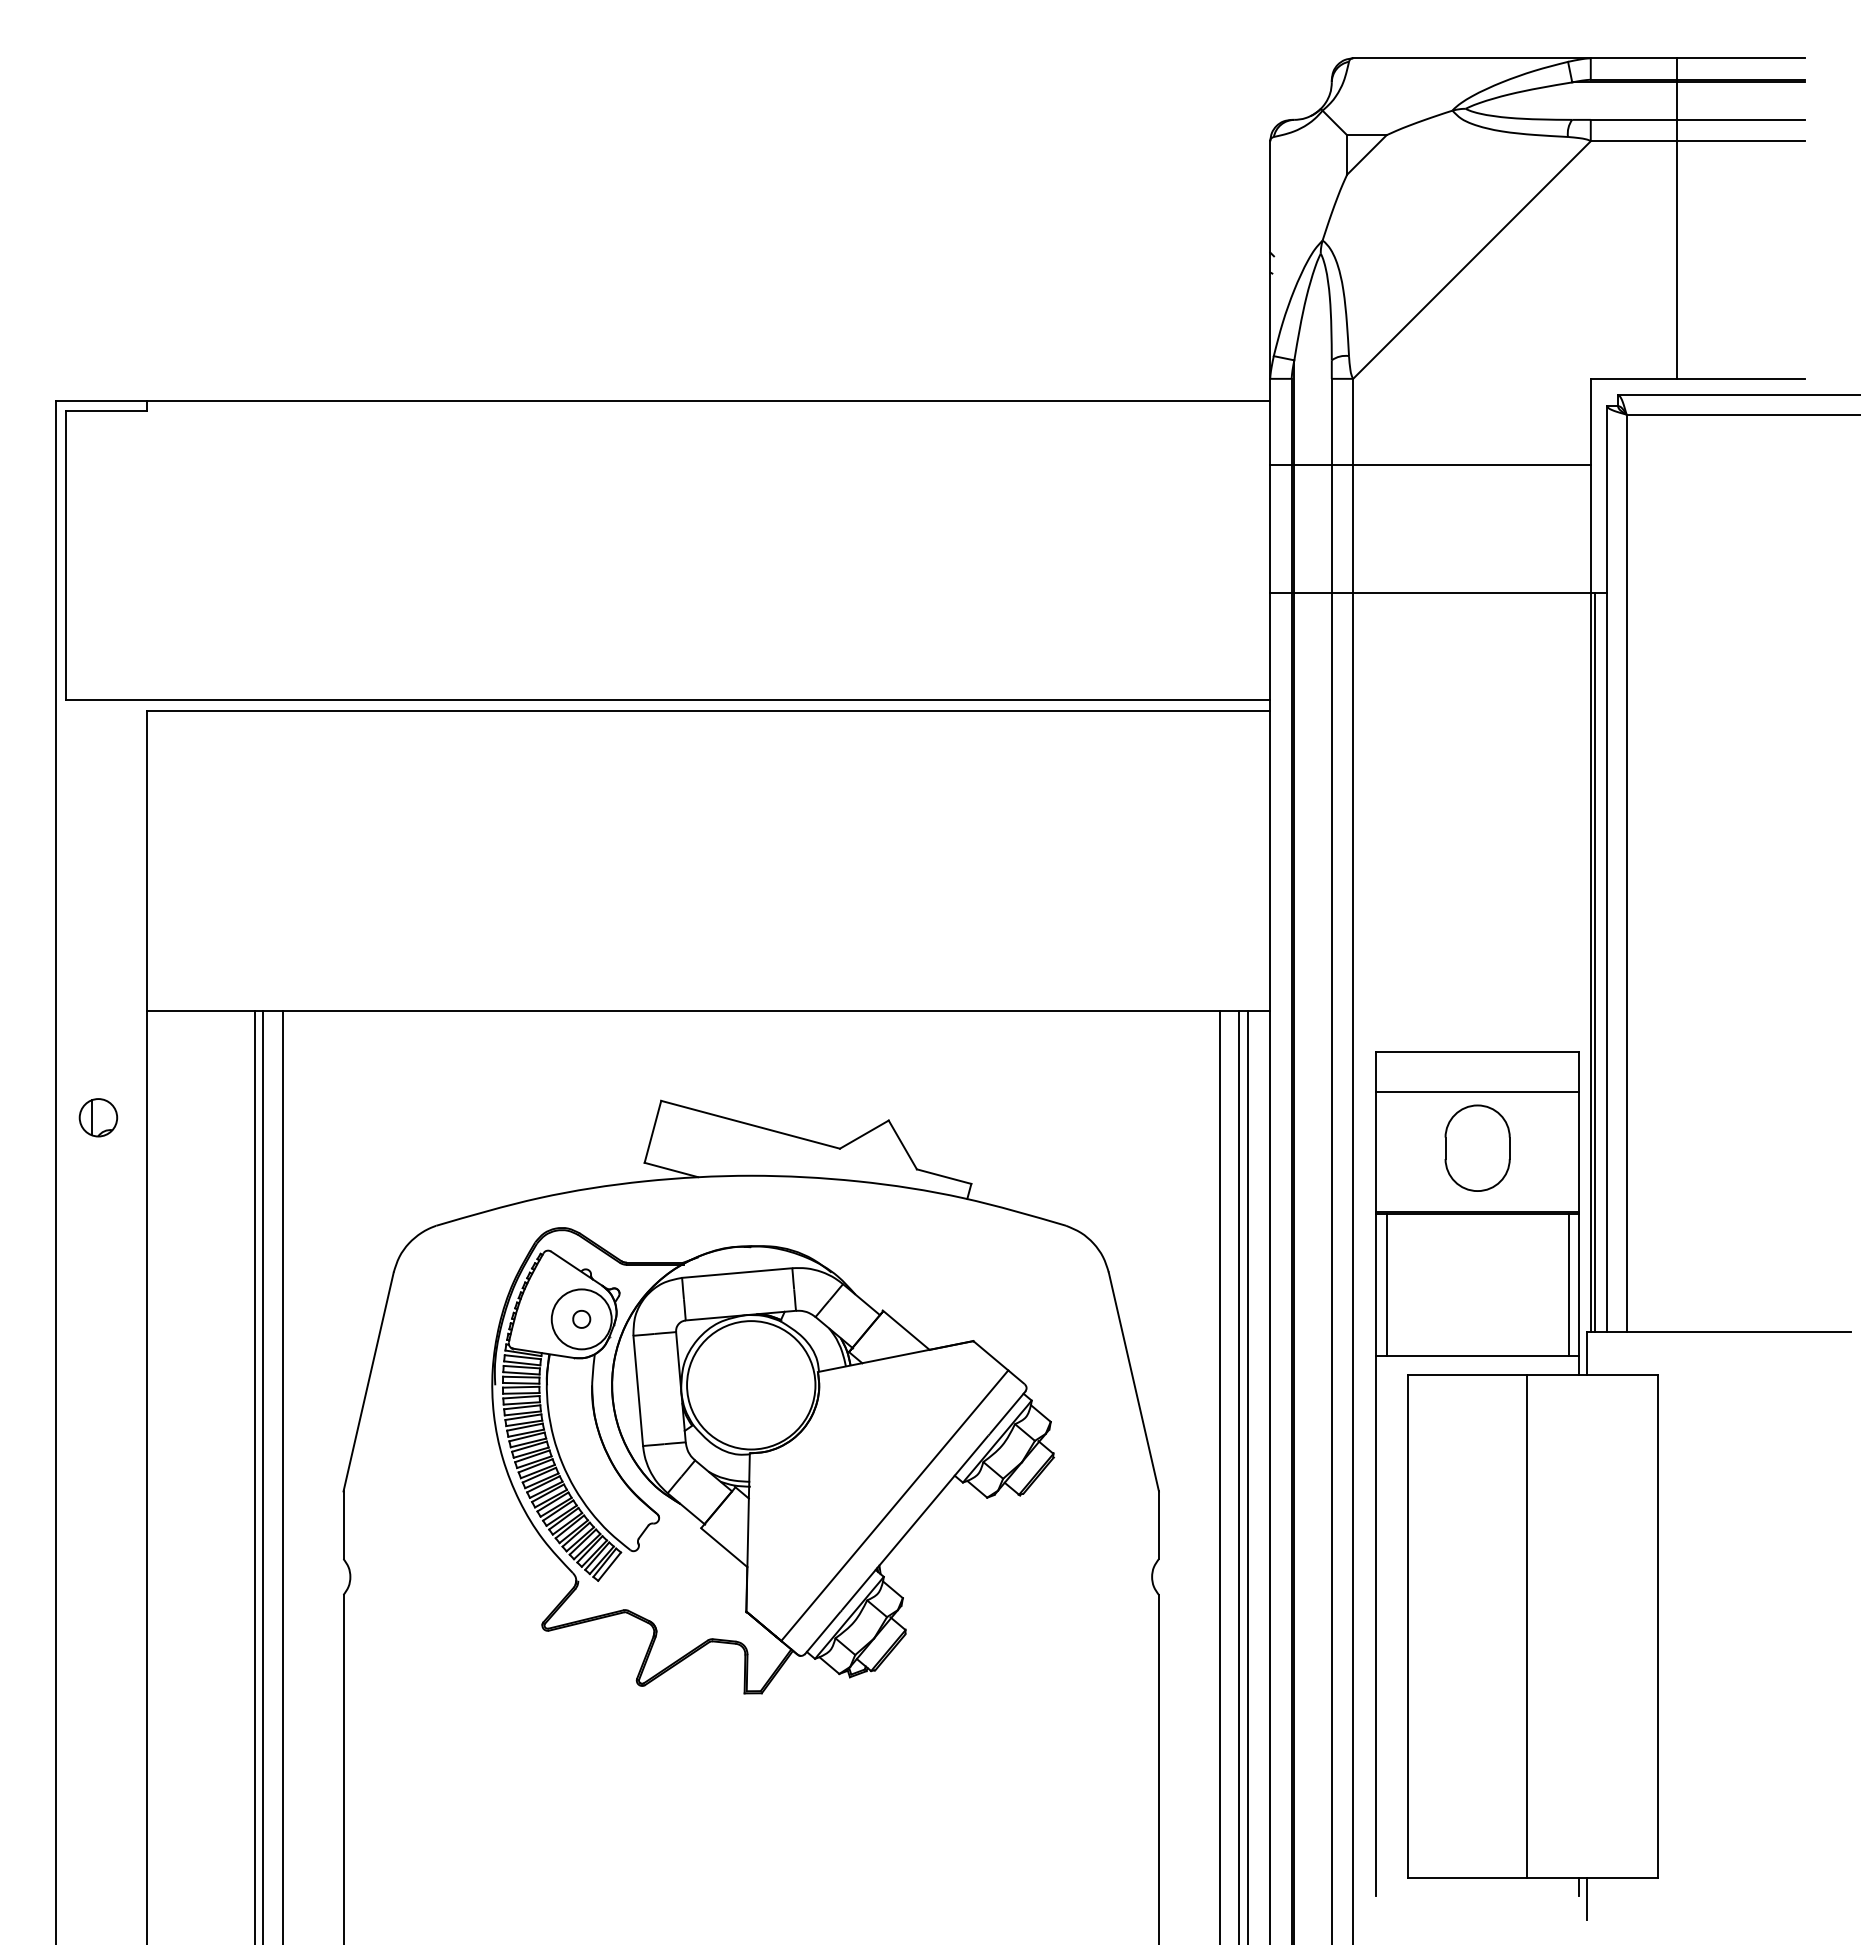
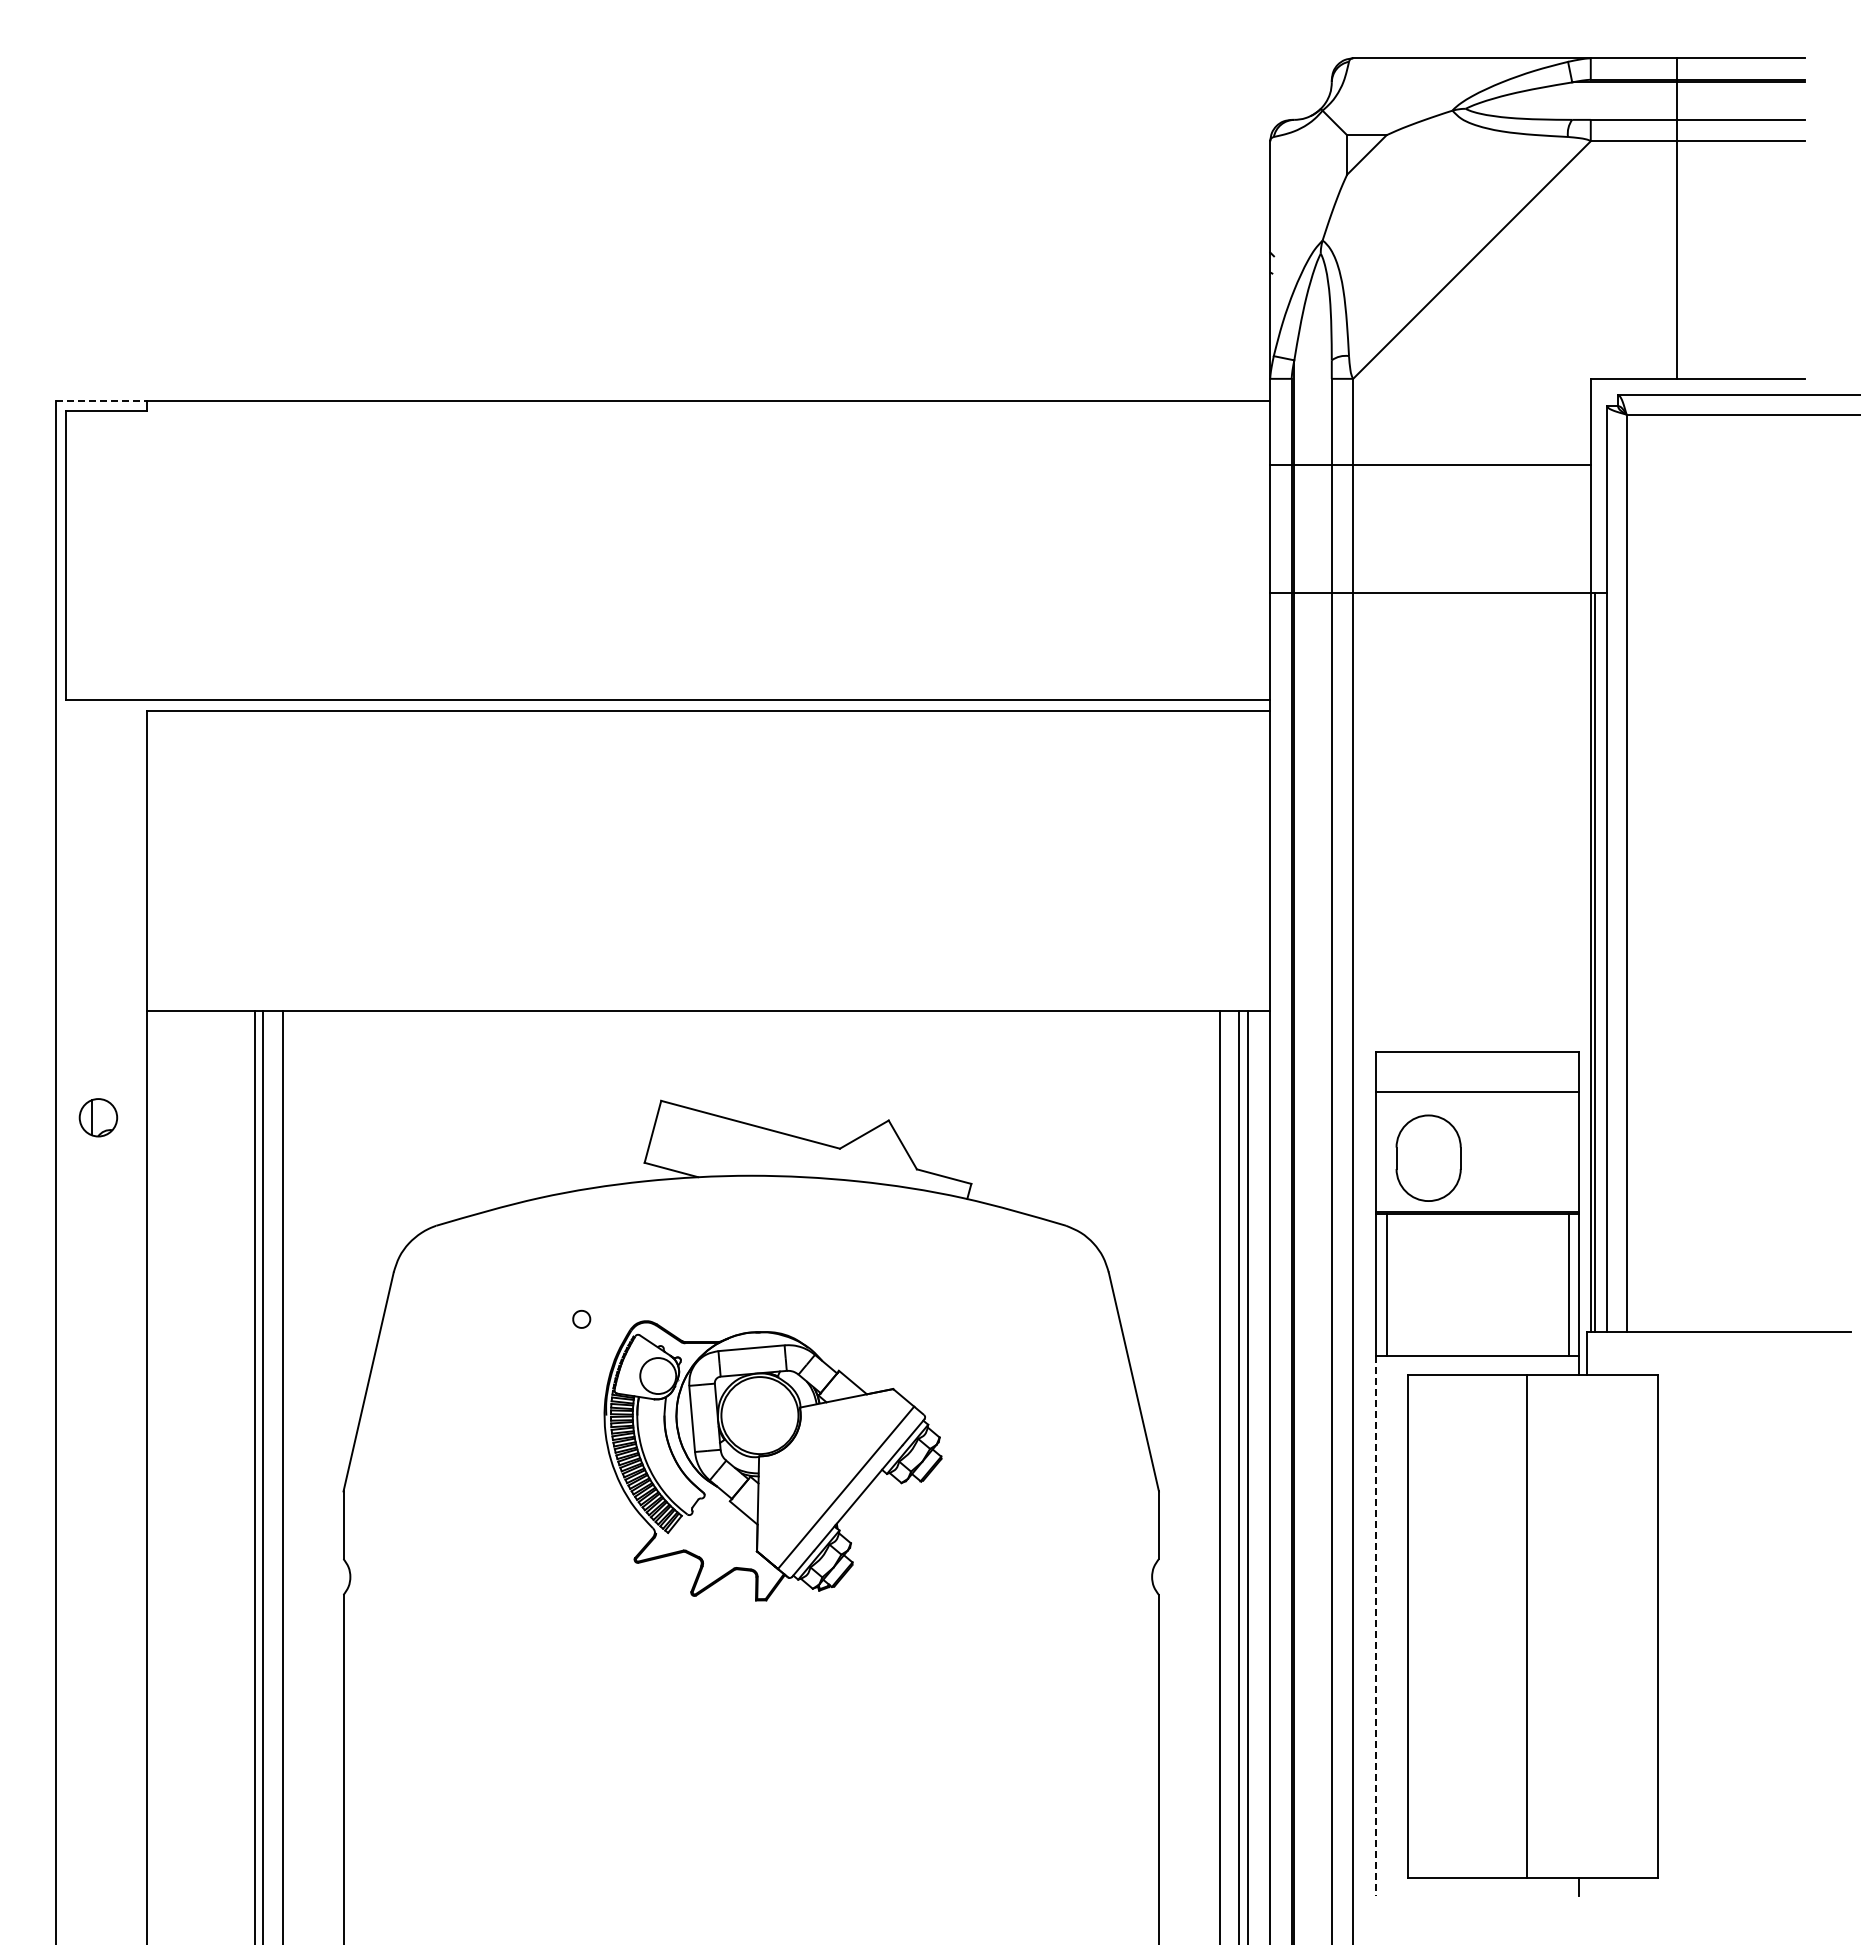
line: solid -> dashed (101, 400)
part position: (1477, 1147) -> (1428, 1157) (1428, 1157)
part size: 564x468 px -> 340x282 px (772, 1460)
line: solid -> dashed (1375, 1626)
line: present -> none (1587, 1898)
